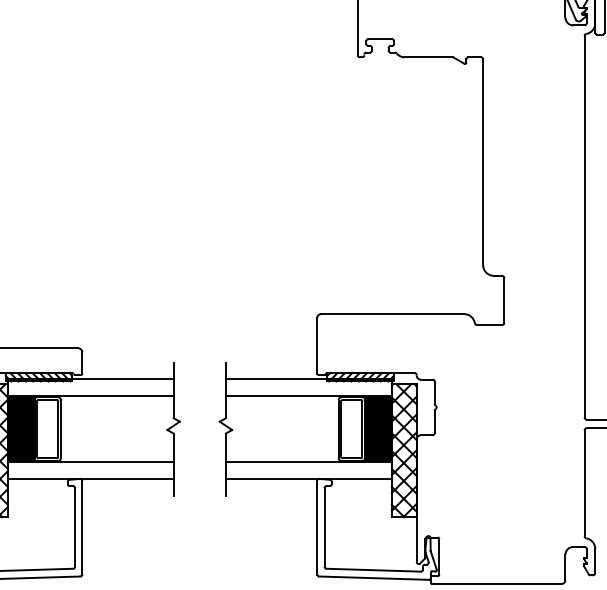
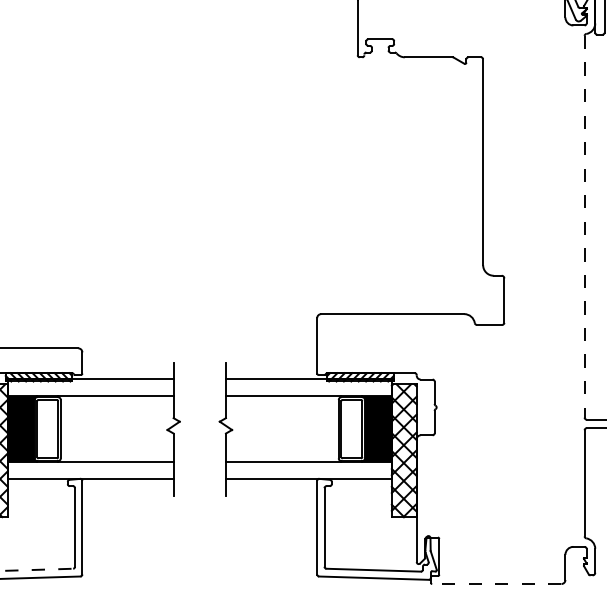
line: solid -> dashed (584, 226)
line: solid -> dashed (37, 569)
line: solid -> dashed (496, 584)
